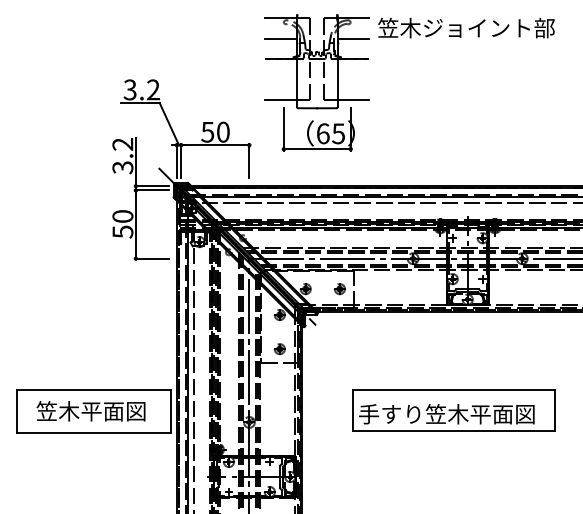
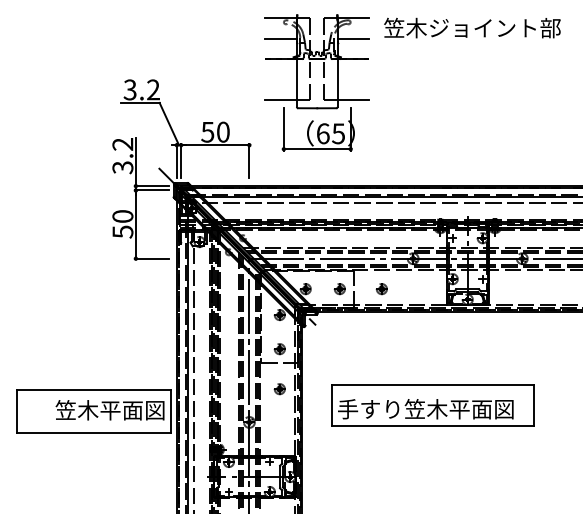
text position: (466, 27) -> (472, 27) (472, 27)
part: none -> present (381, 289)
part: none -> present (279, 389)
part position: (453, 410) -> (432, 405) (432, 405)
text position: (90, 411) -> (109, 410) (109, 410)
